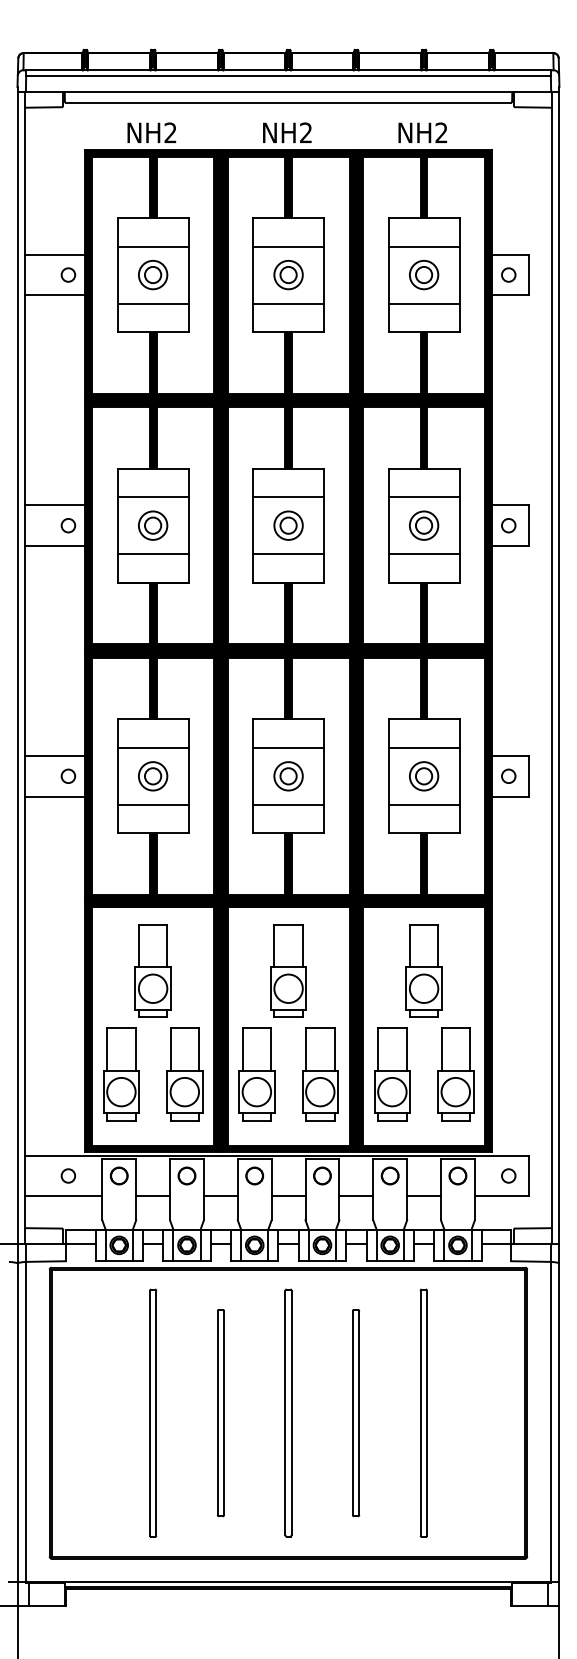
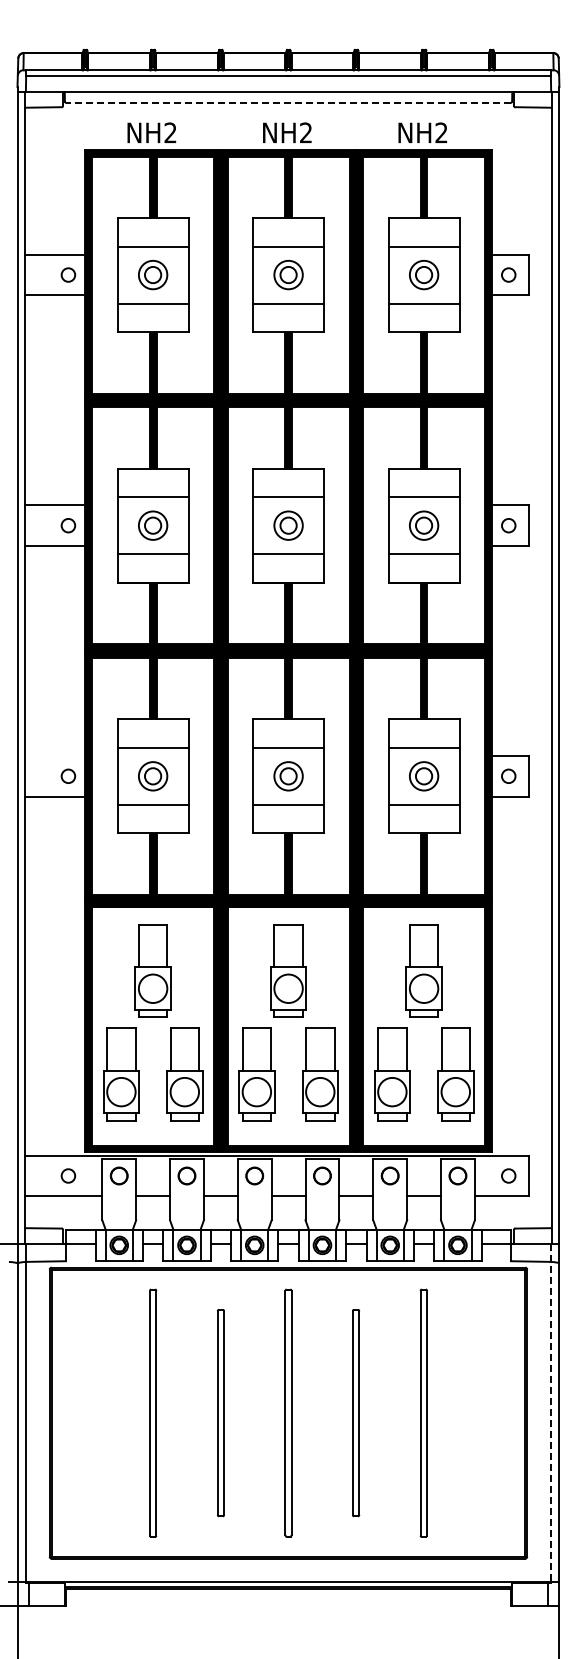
line: solid -> dashed (288, 102)
line: present -> none (55, 756)
line: solid -> dashed (550, 1413)
